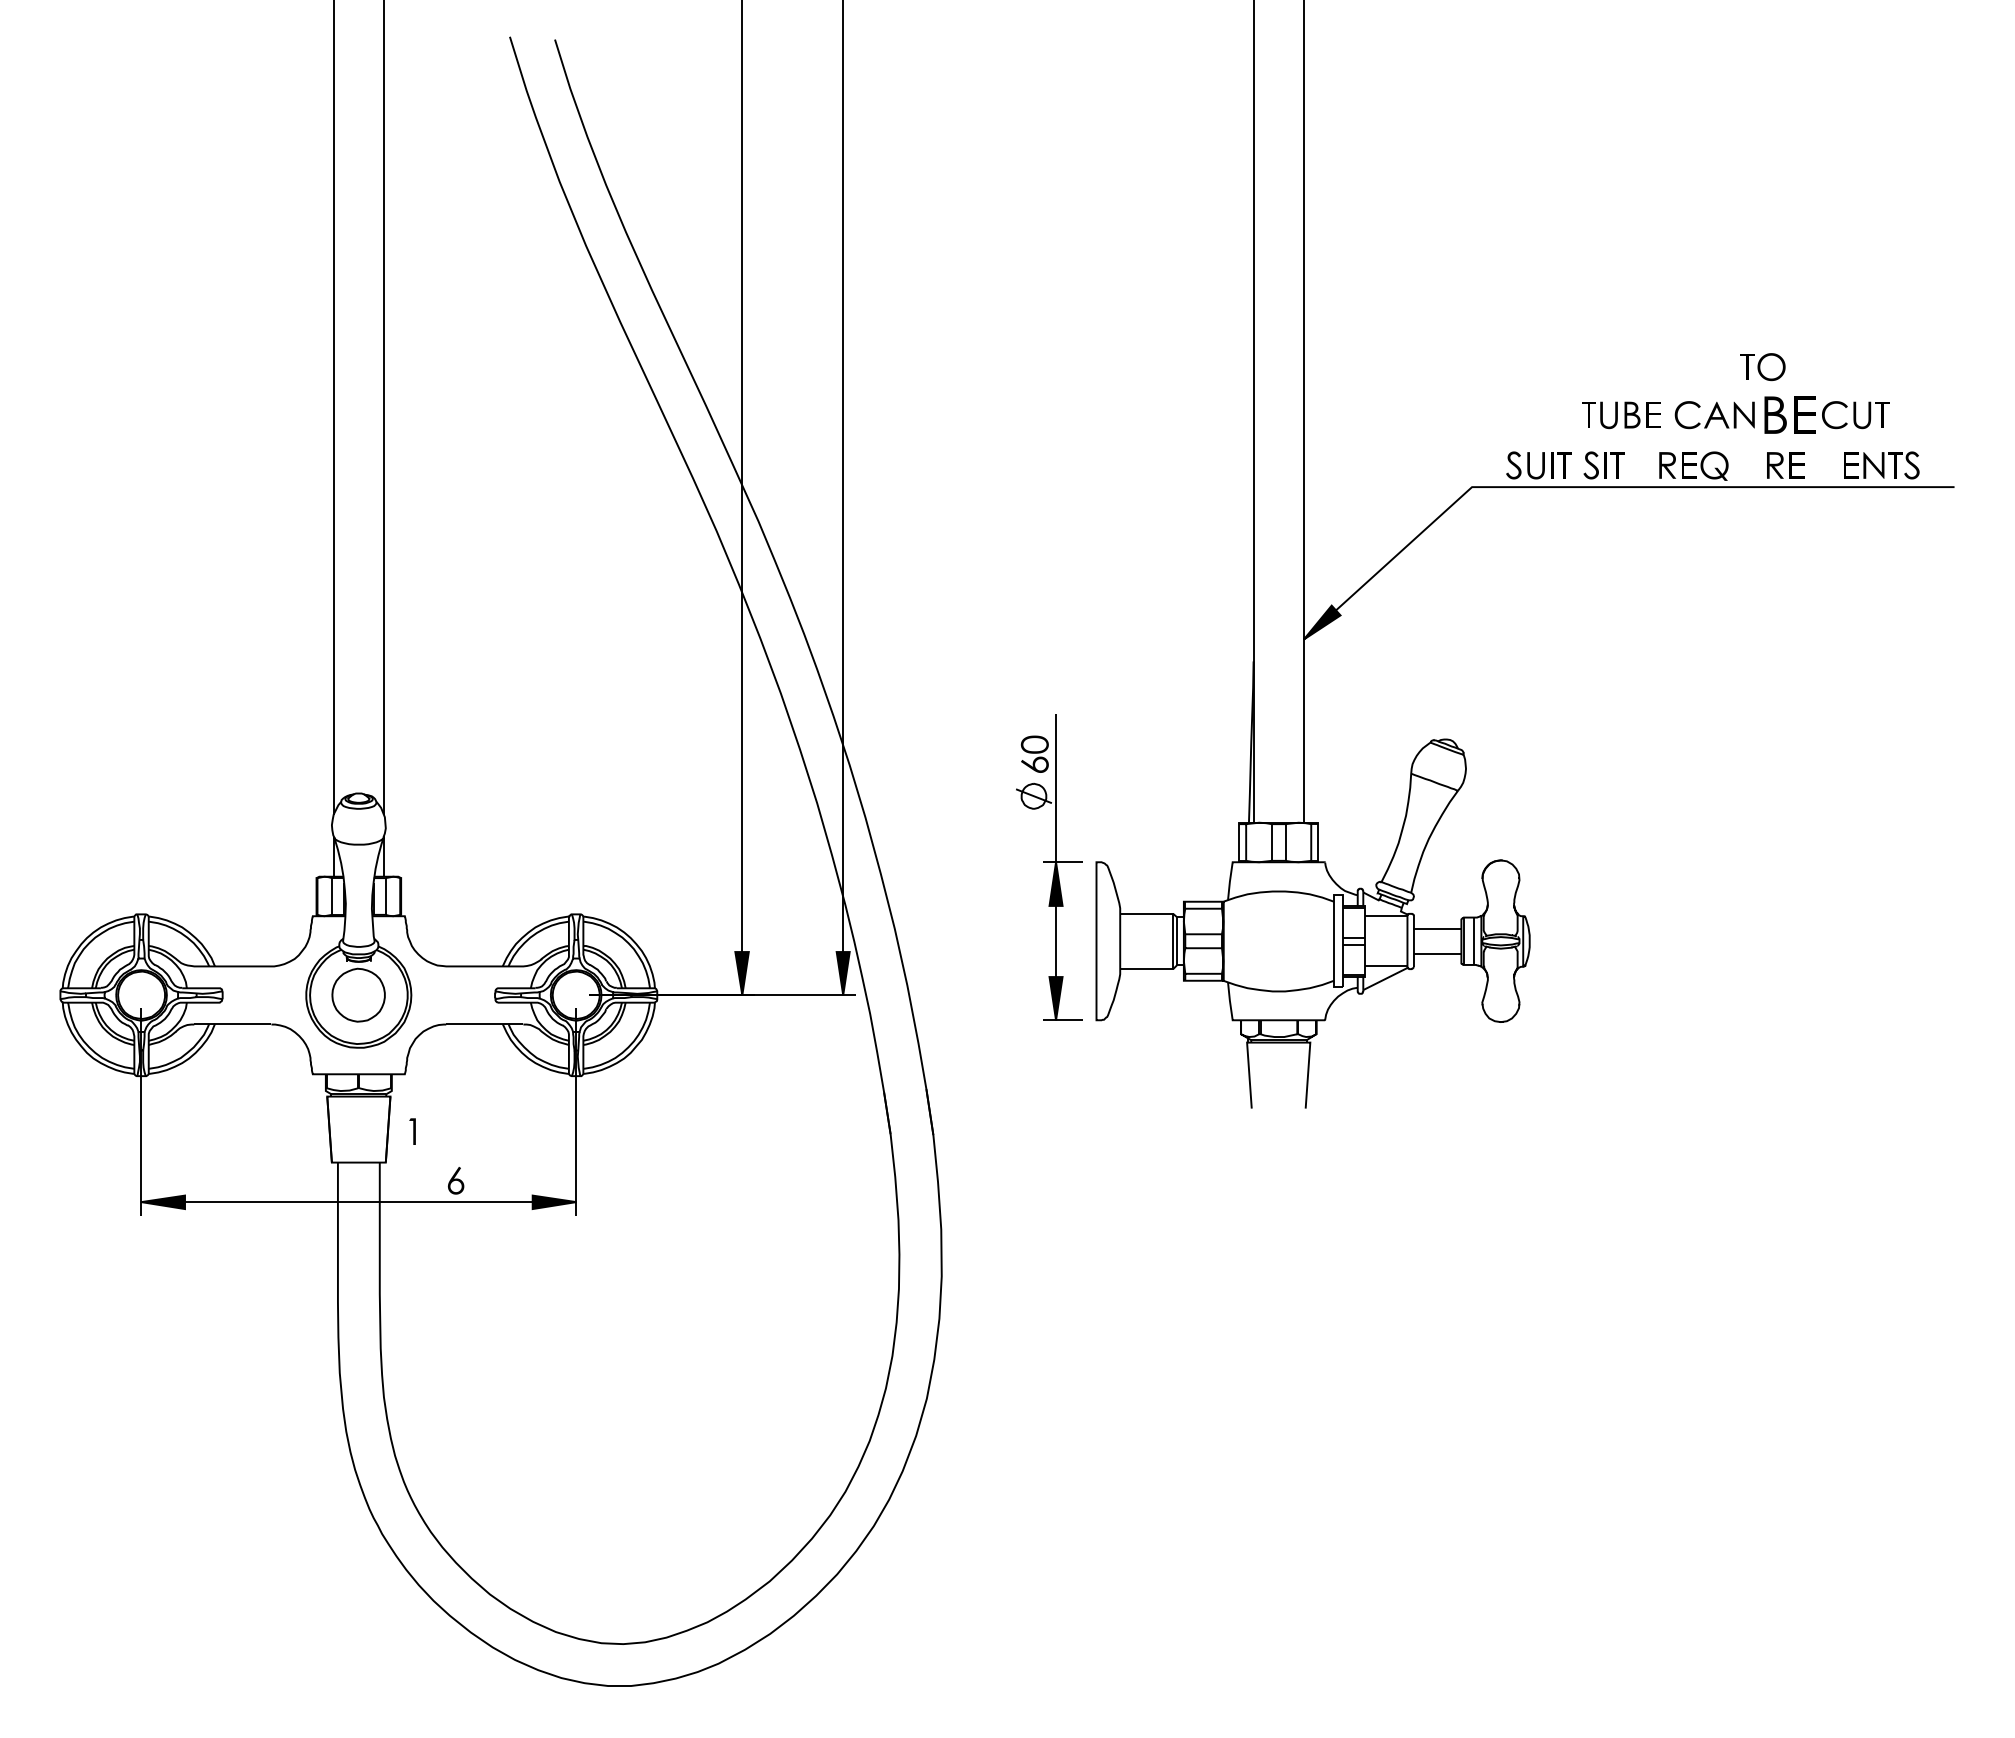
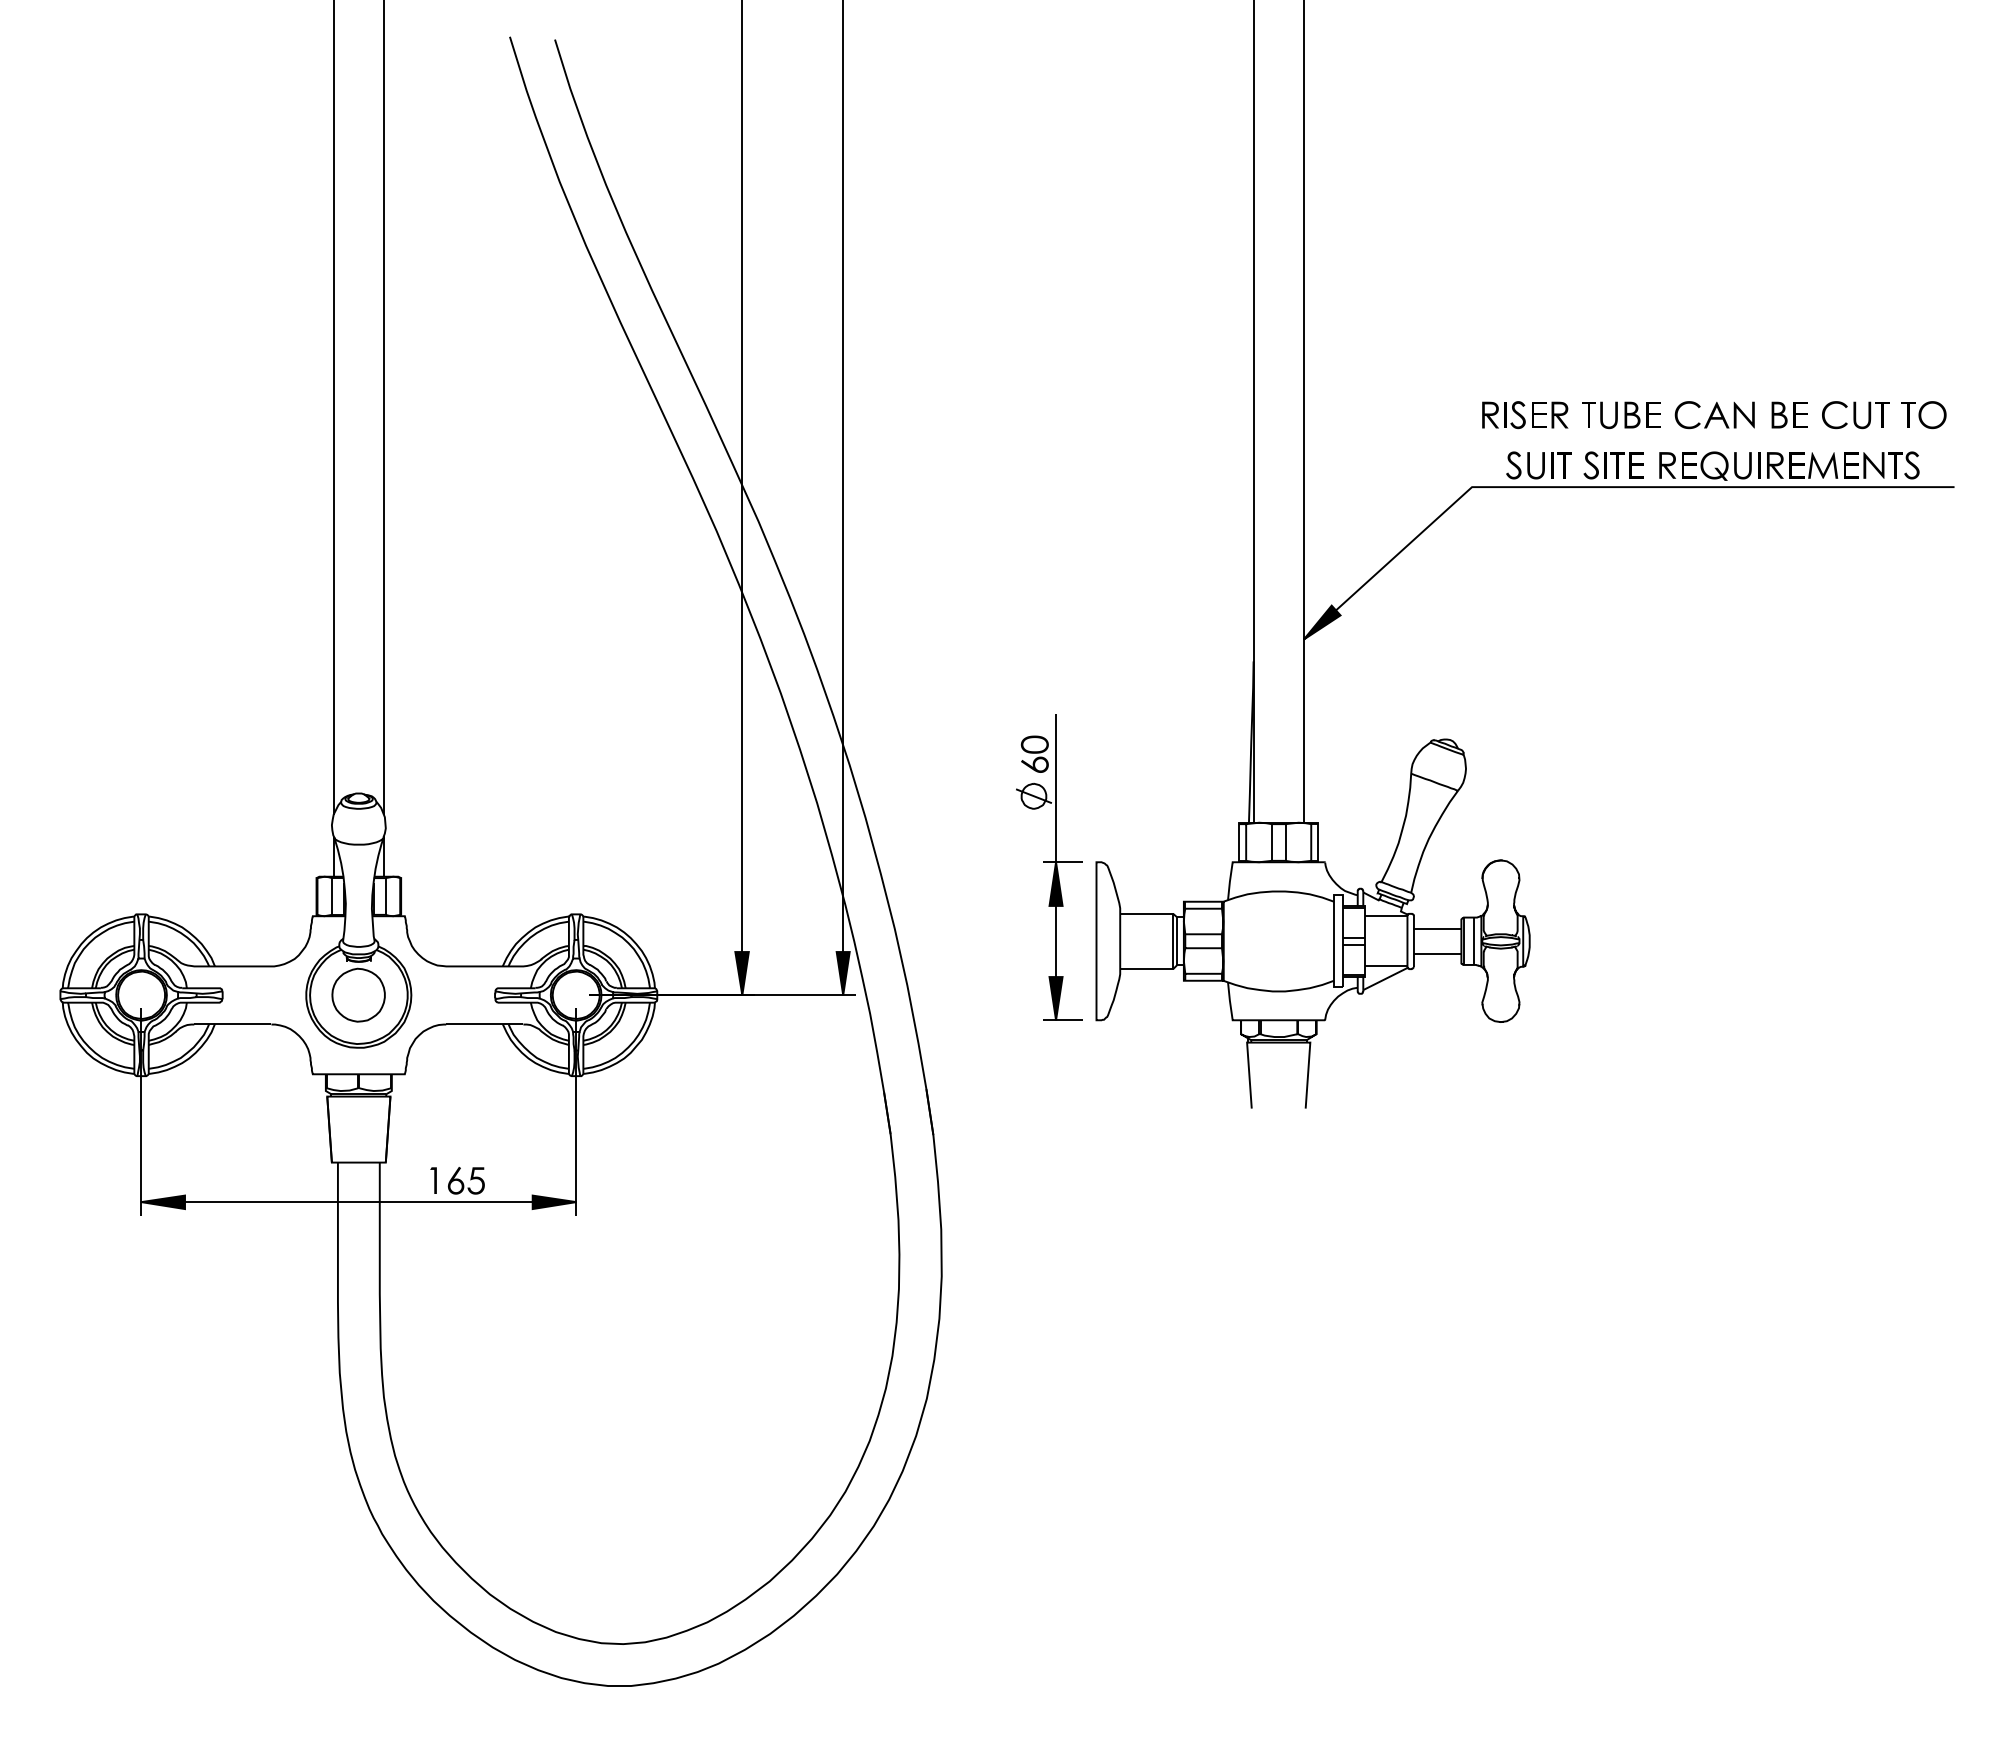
part position: (1762, 367) -> (1923, 415) (1923, 415)
part size: 52x38 px -> 37x28 px (1789, 414)
part: none -> present (1525, 415)
fill: none -> present (1636, 465)
fill: none -> present (1742, 465)
fill: none -> present (1759, 465)
fill: none -> present (1823, 465)
part position: (412, 1131) -> (433, 1180) (433, 1180)
fill: none -> present (475, 1180)
